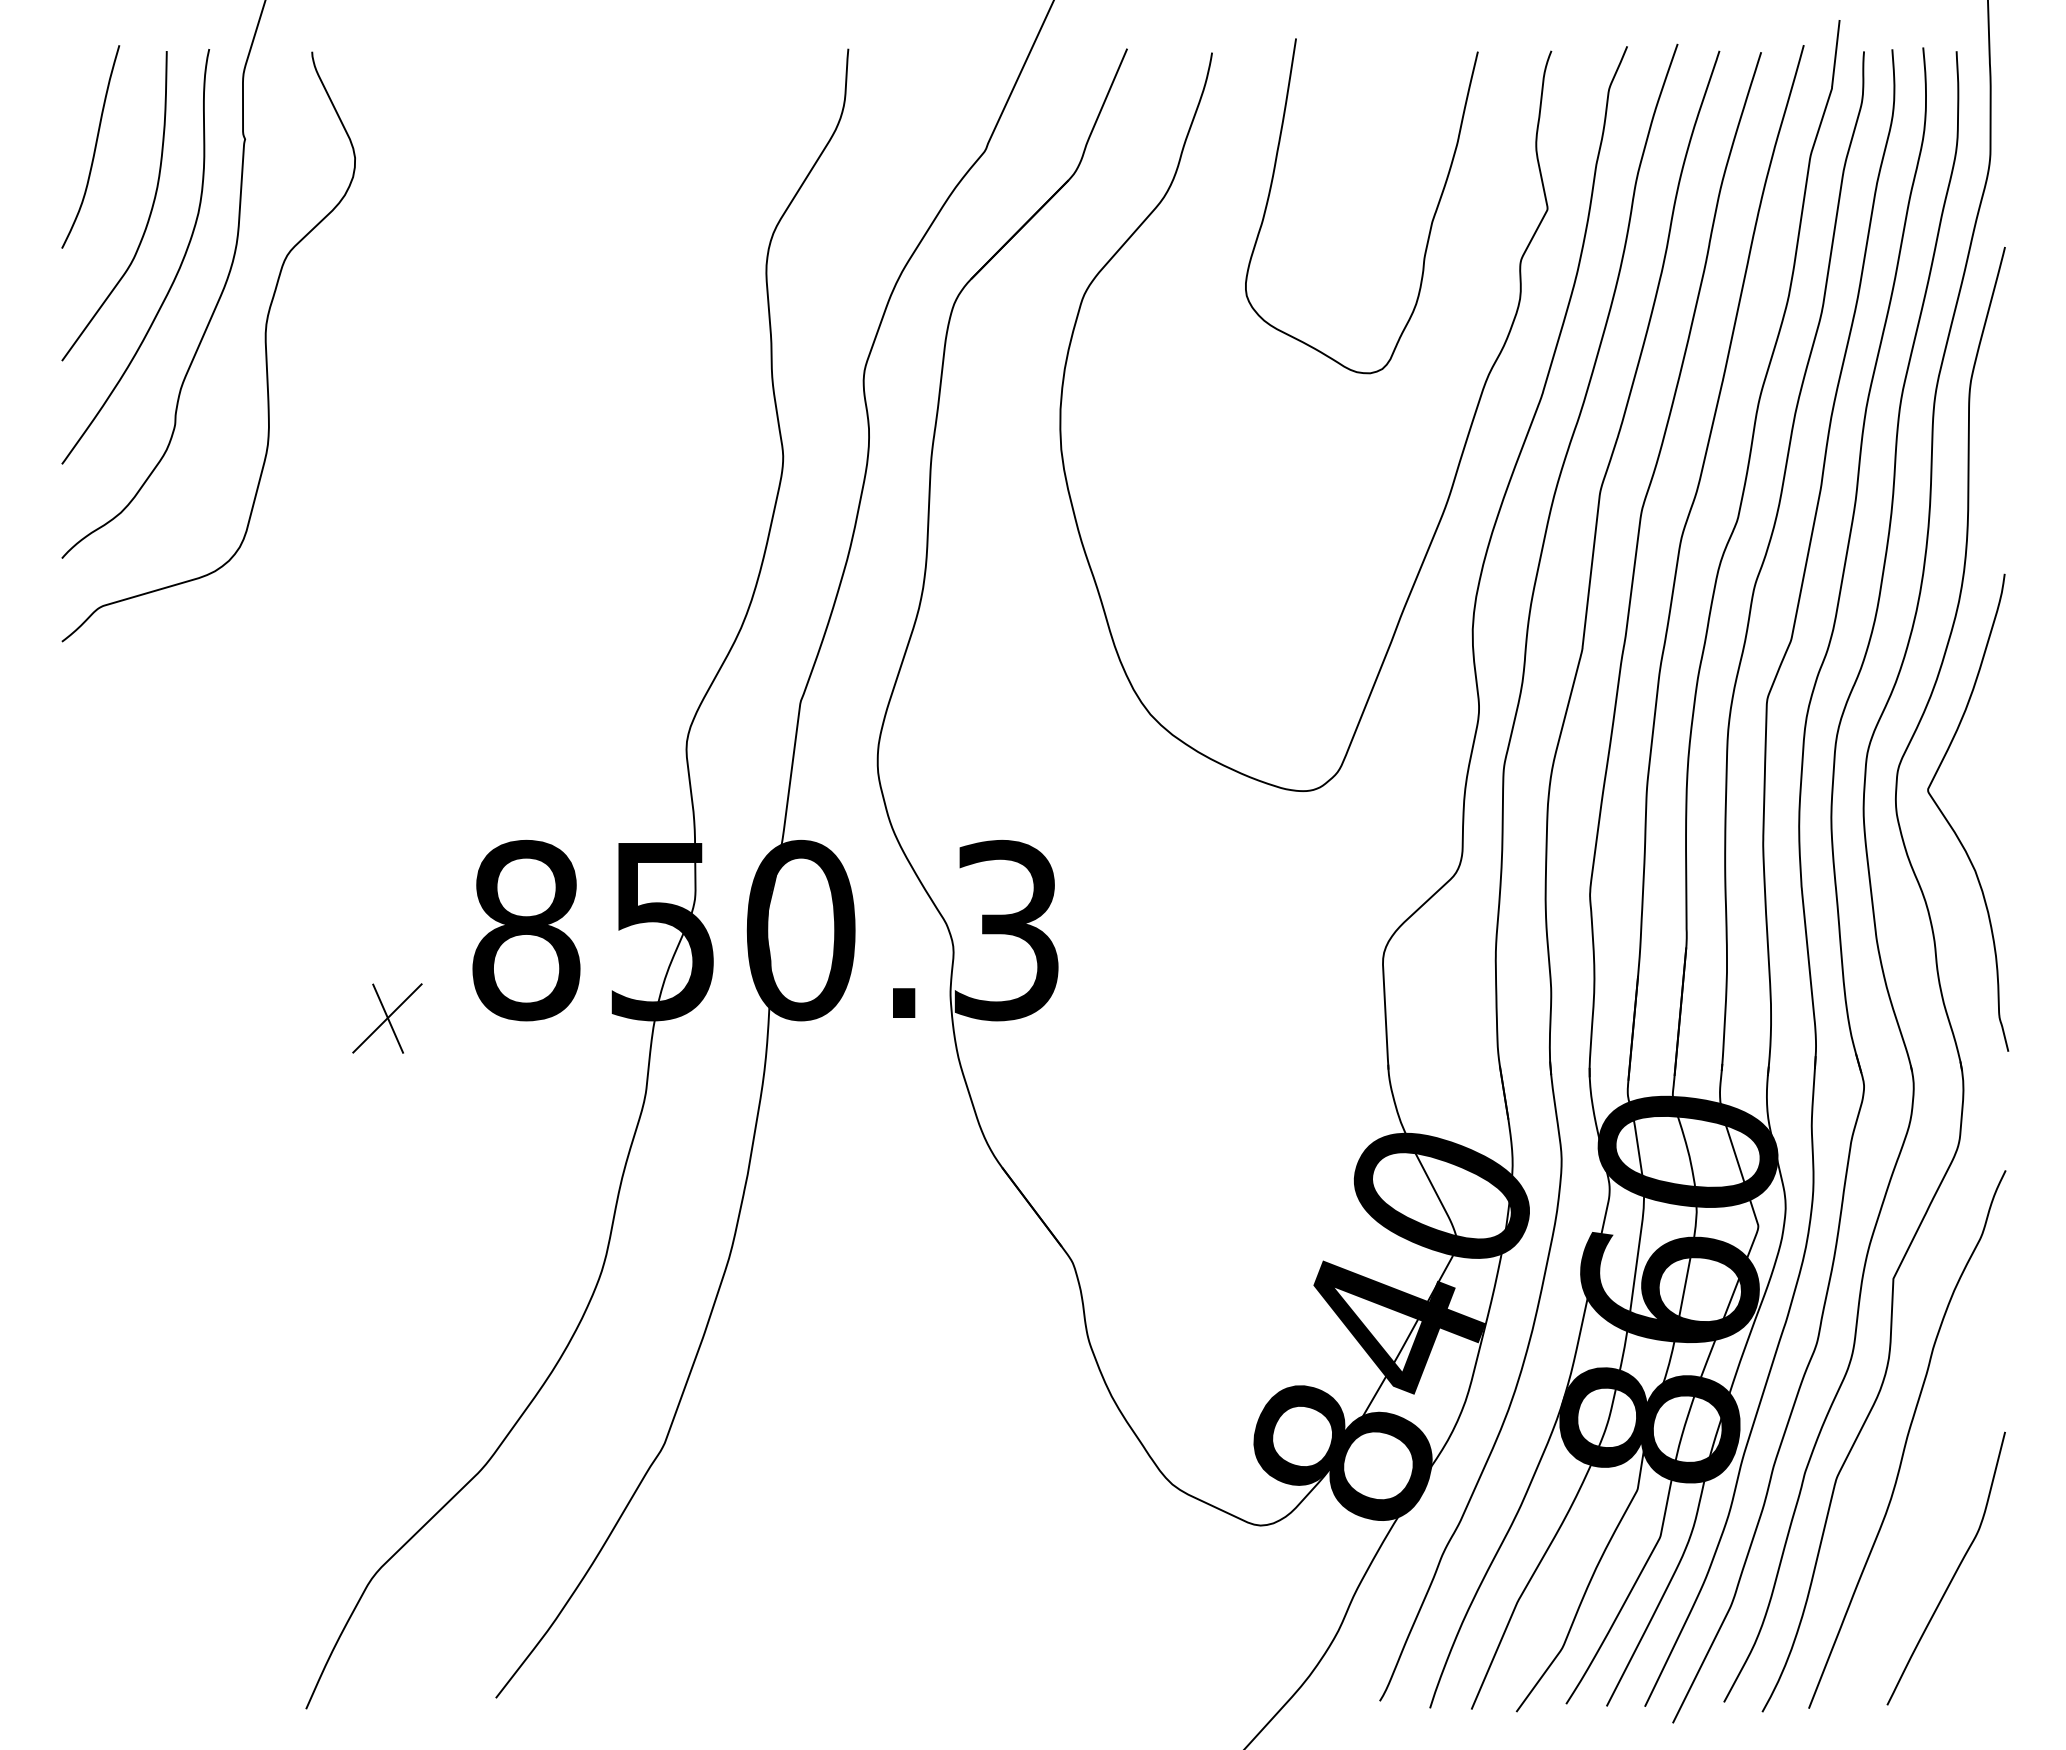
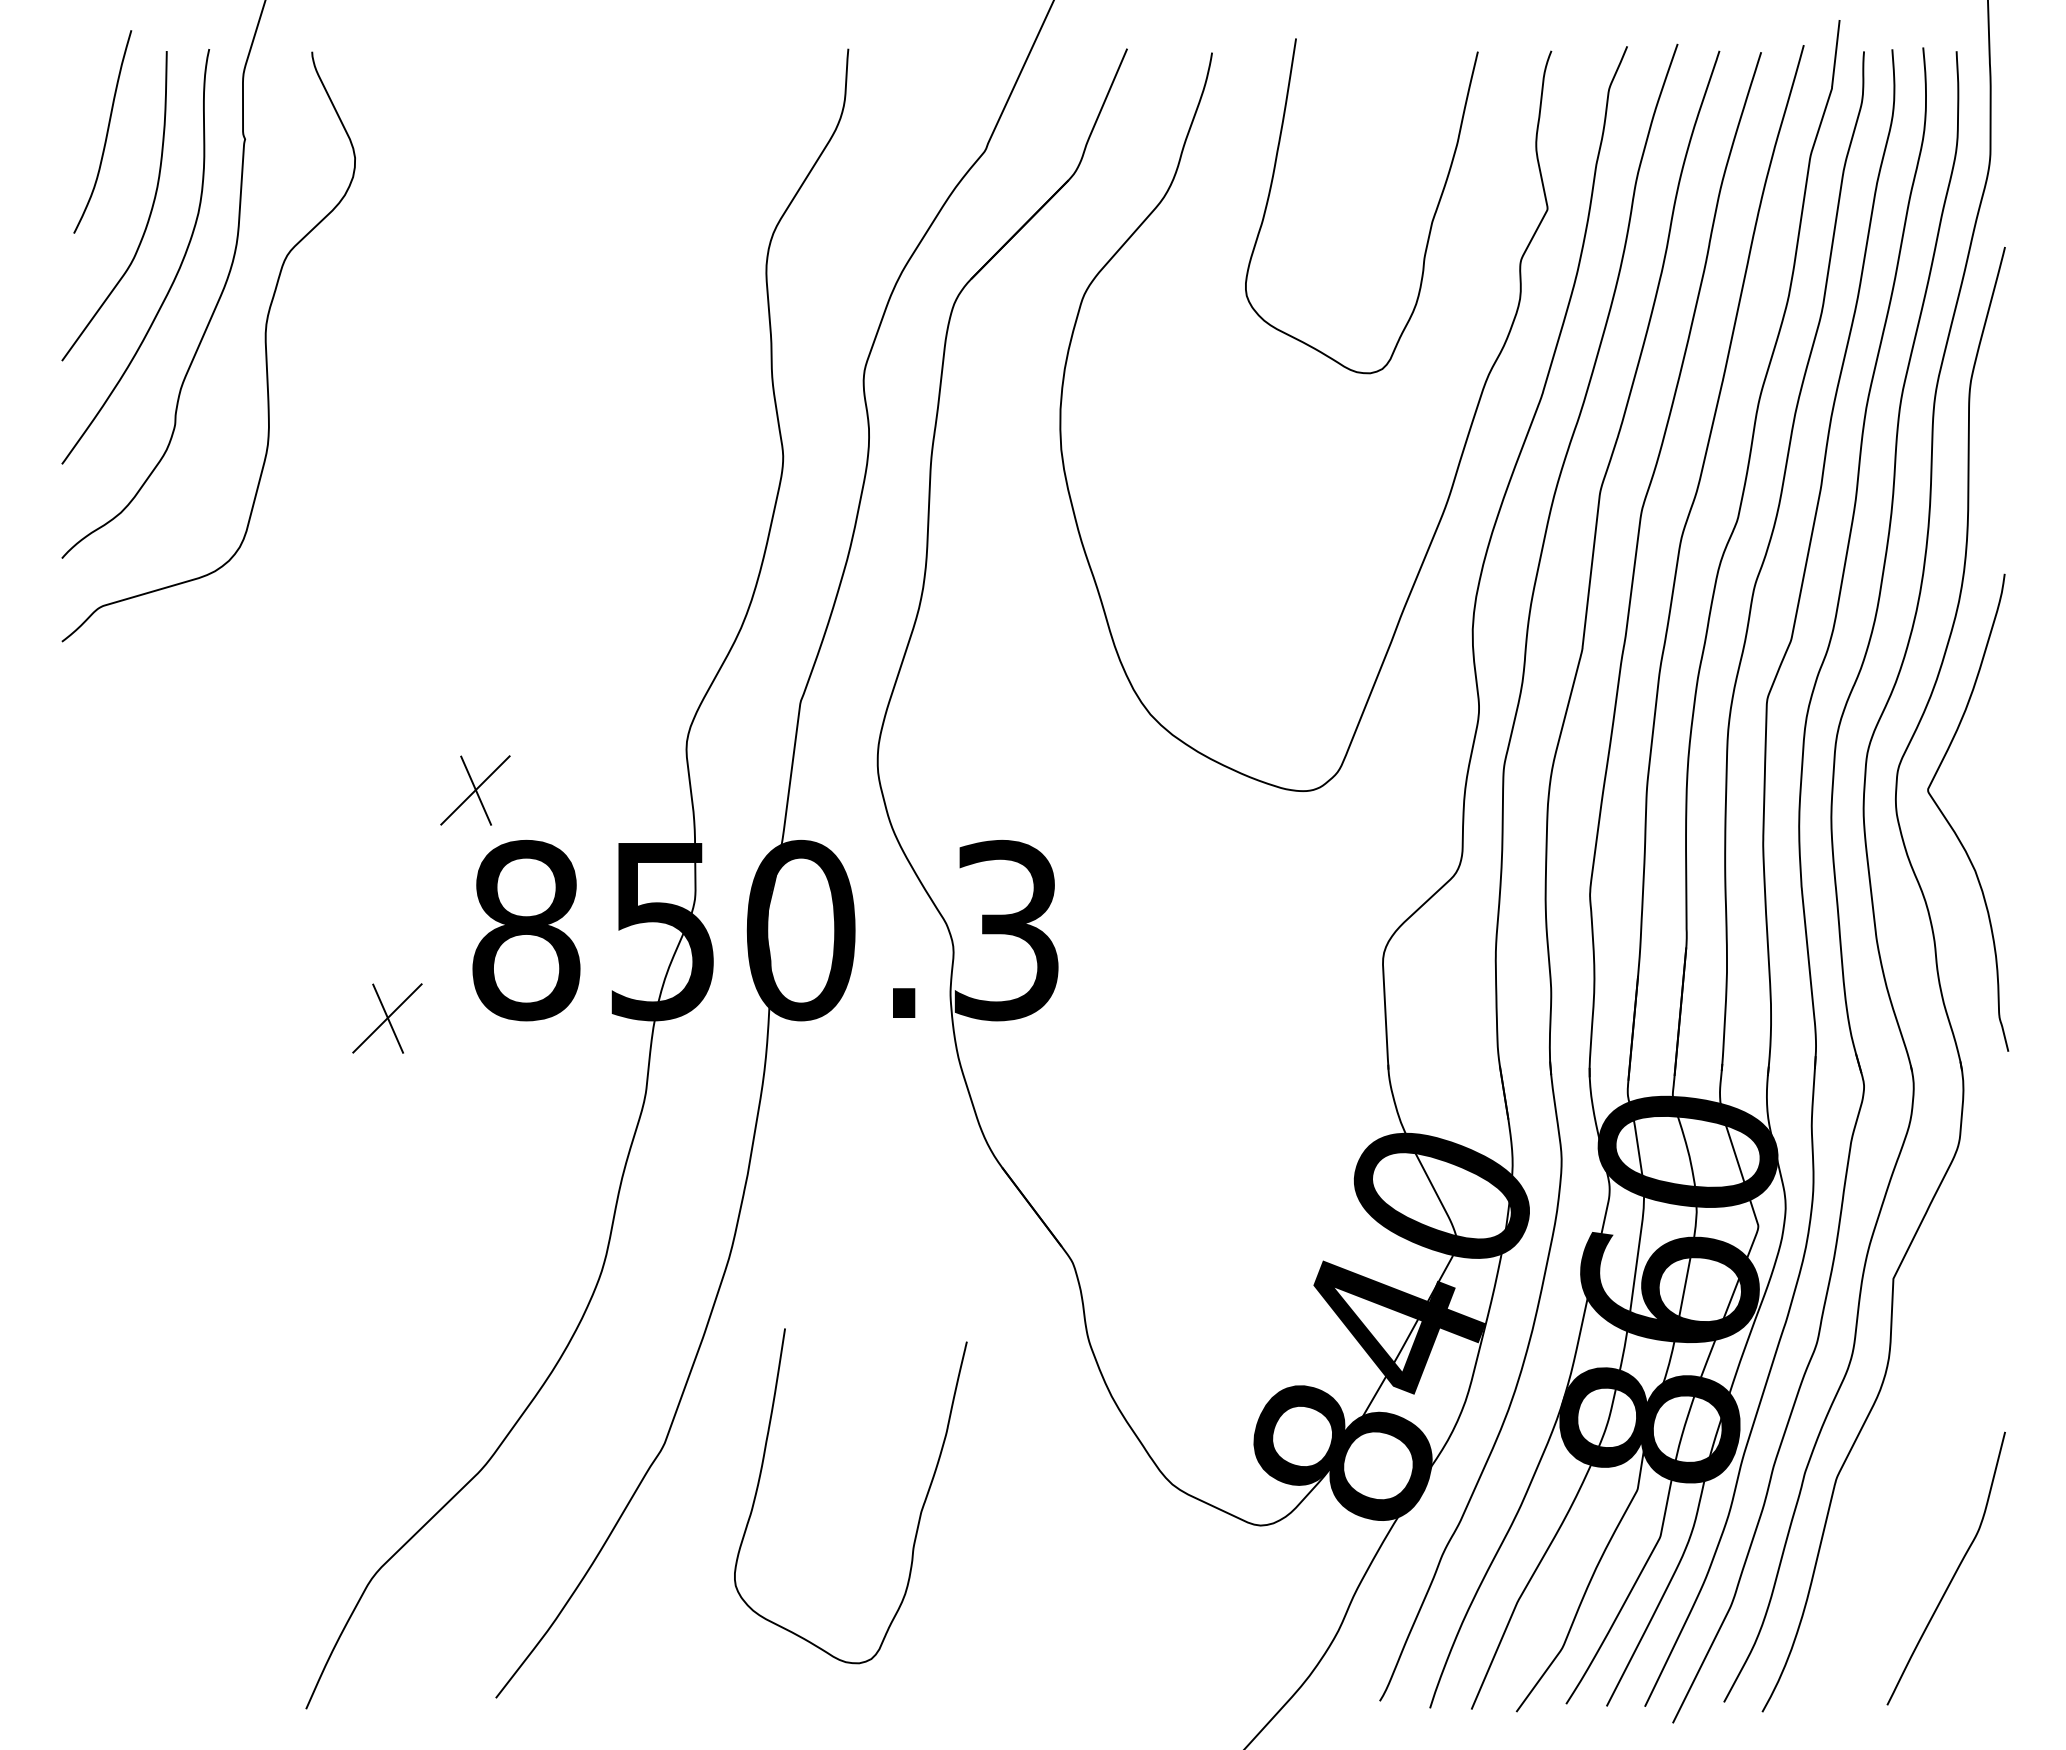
curve position: (94, 146) -> (106, 131) (106, 131)
part: none -> present (475, 790)
curve: present -> none (1907, 1439)
curve: none -> present (919, 1514)
